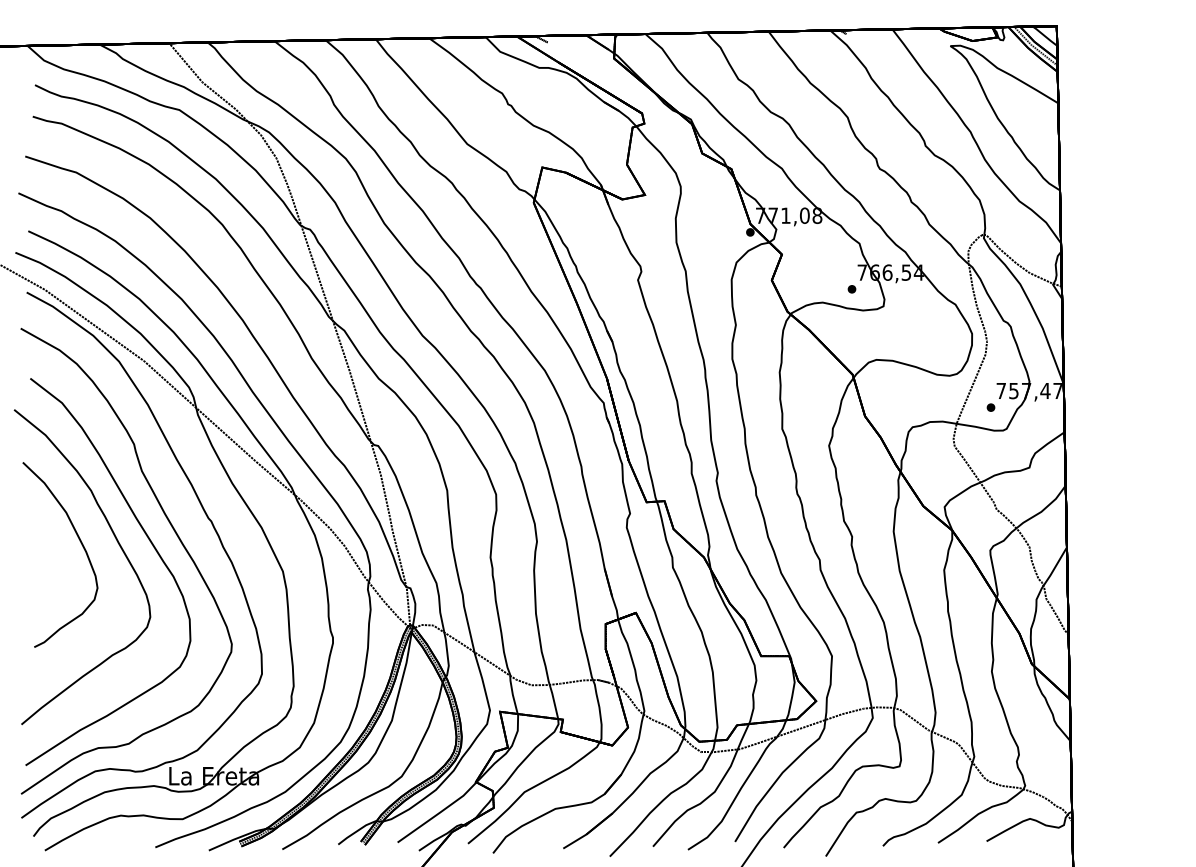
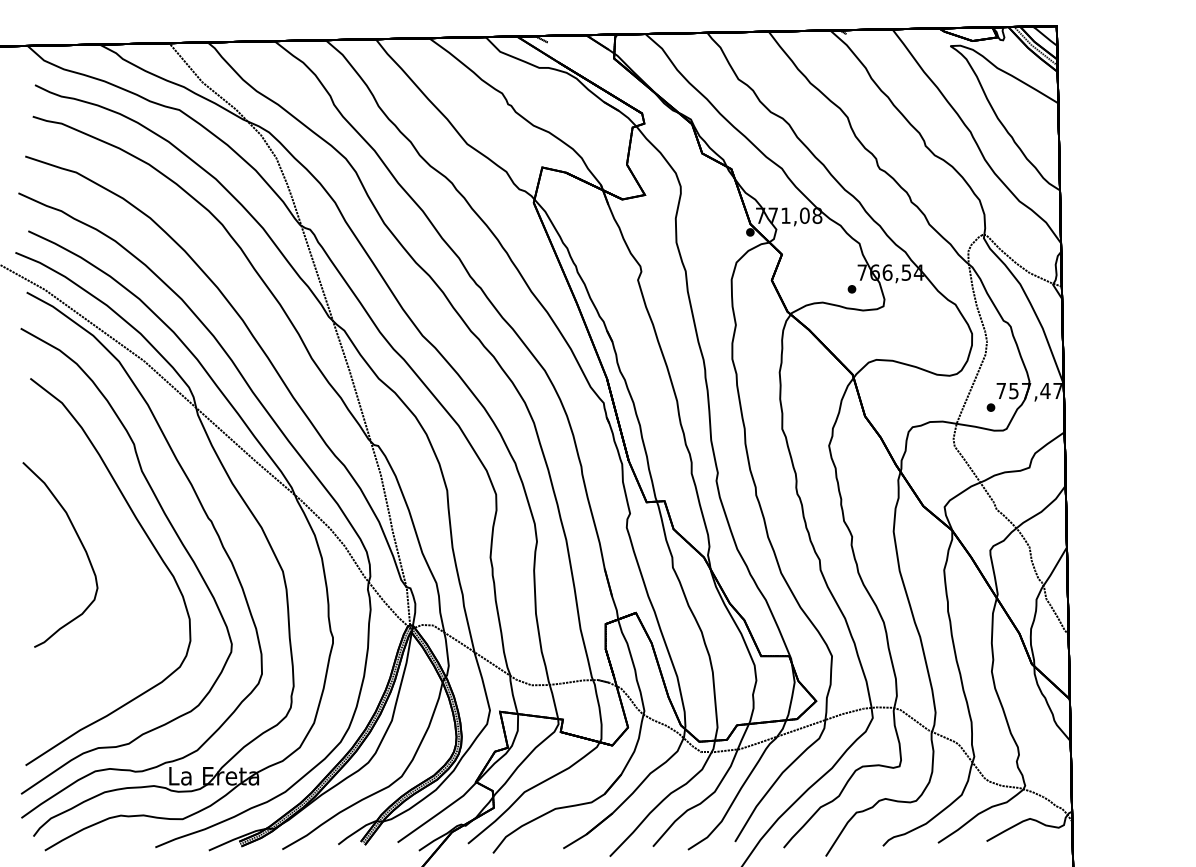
curve: present -> none (117, 543)
